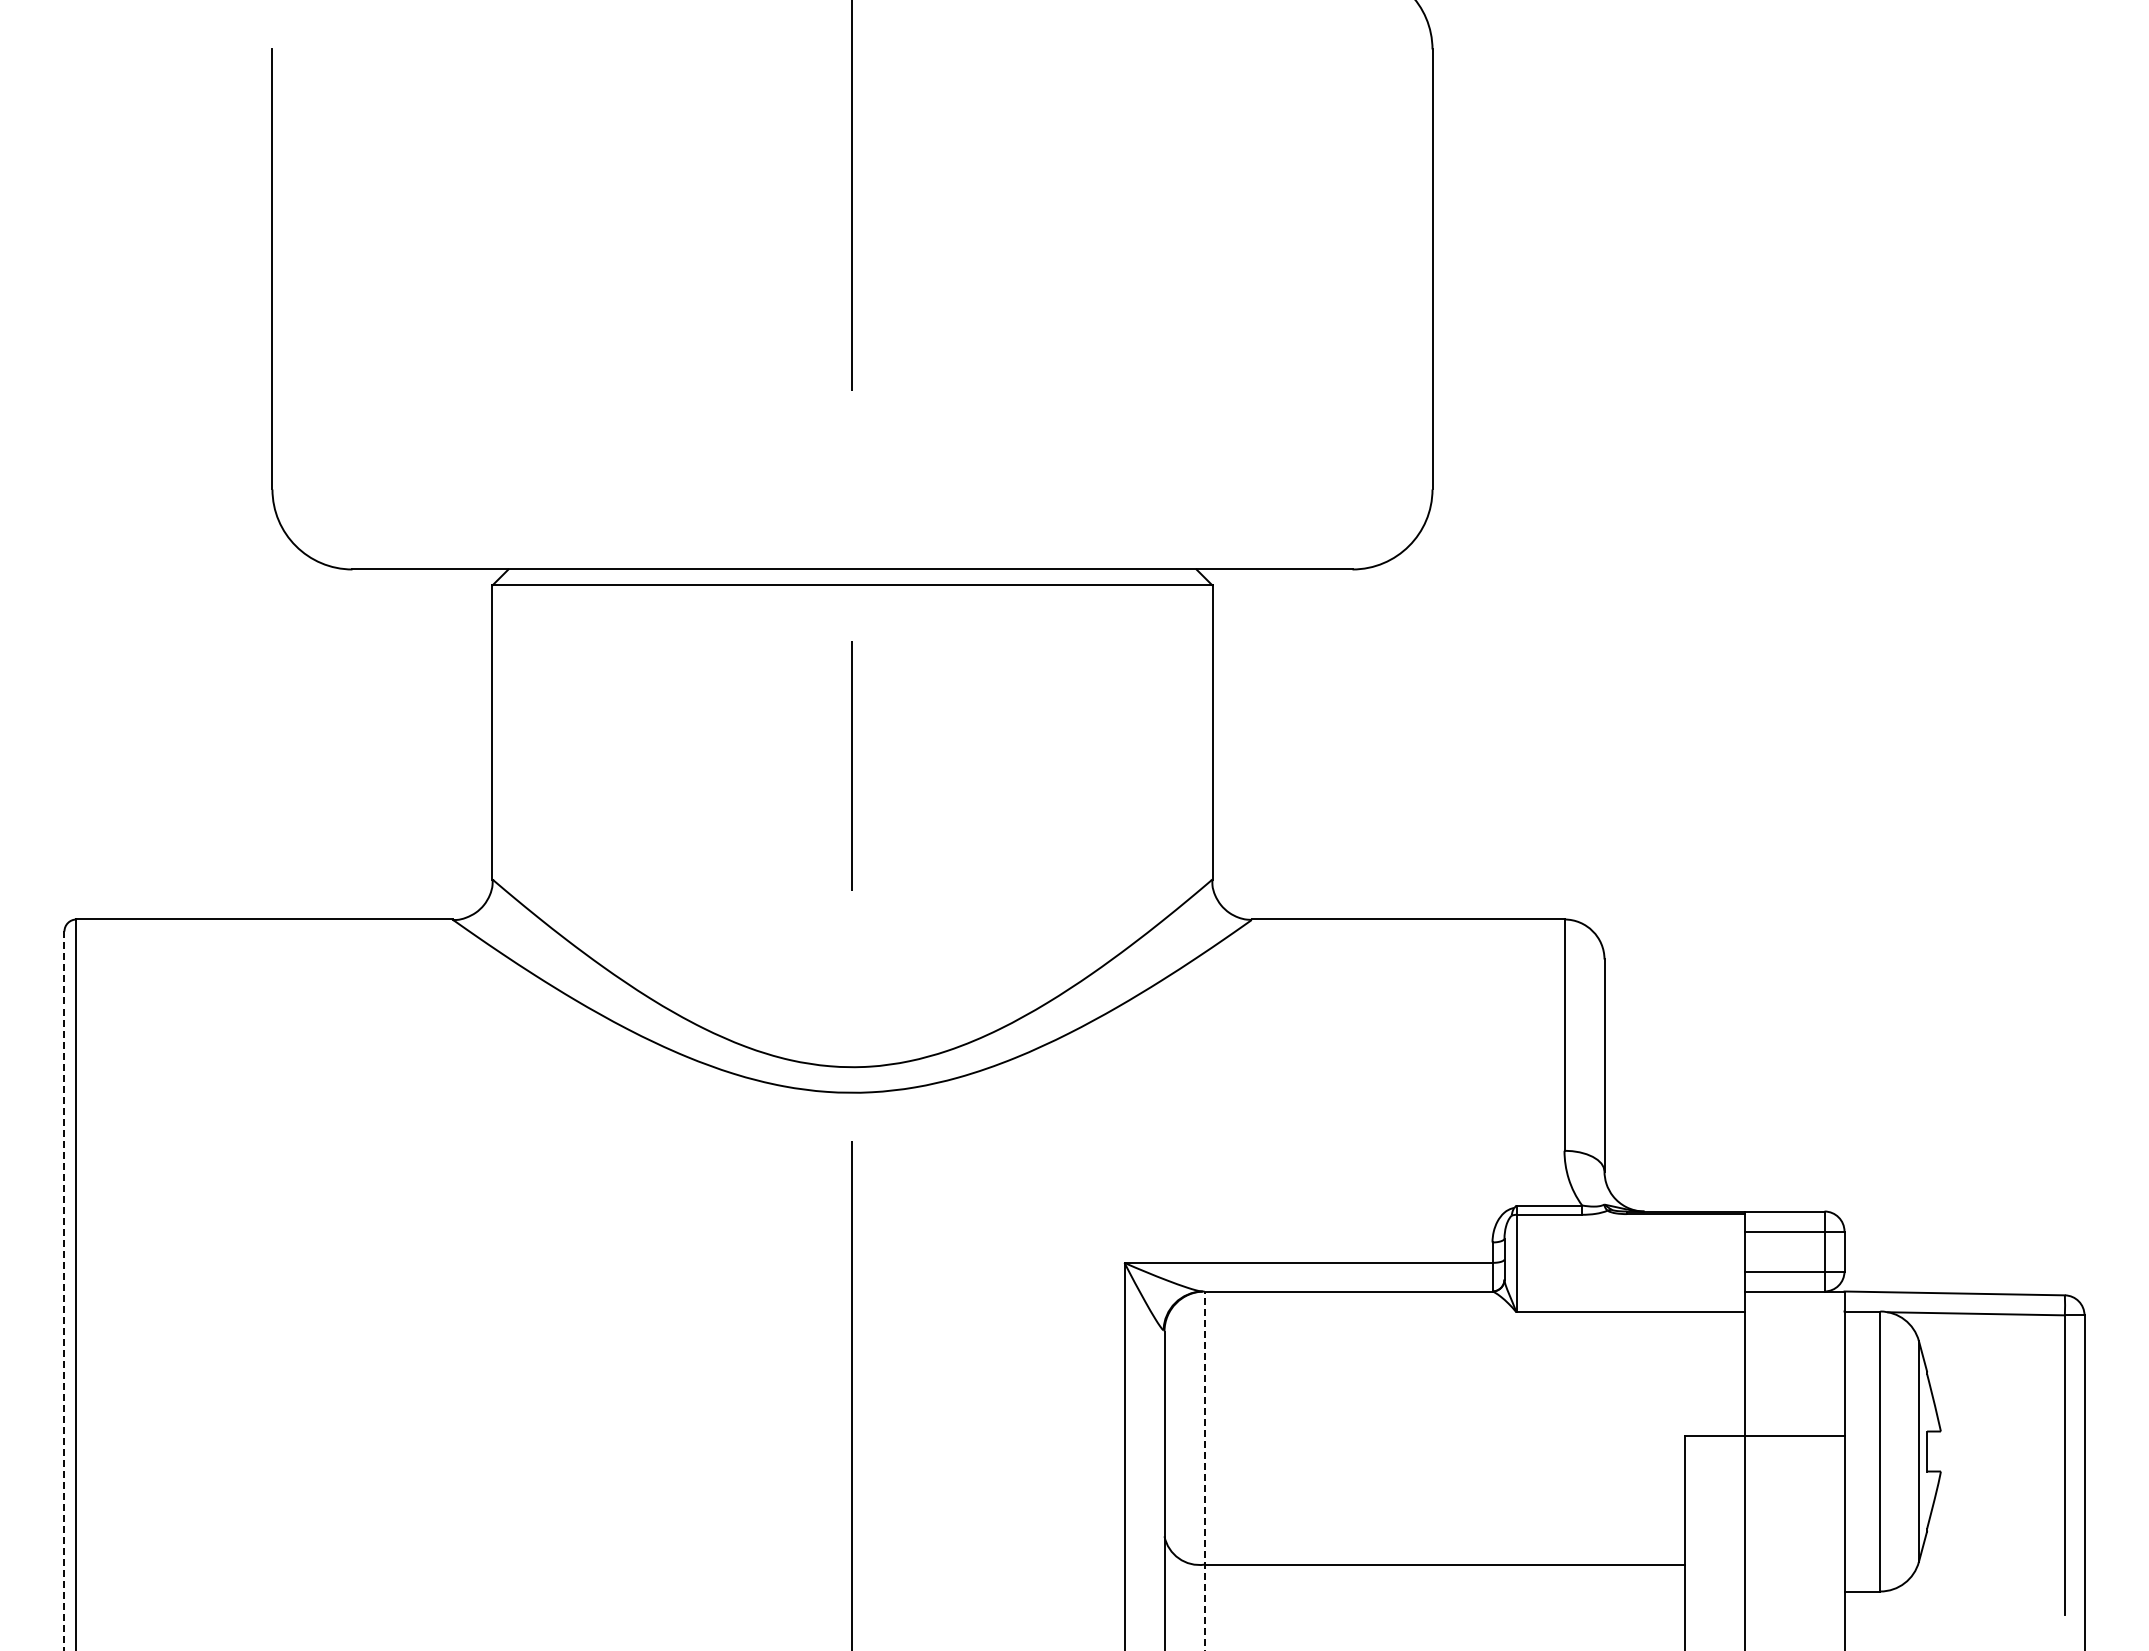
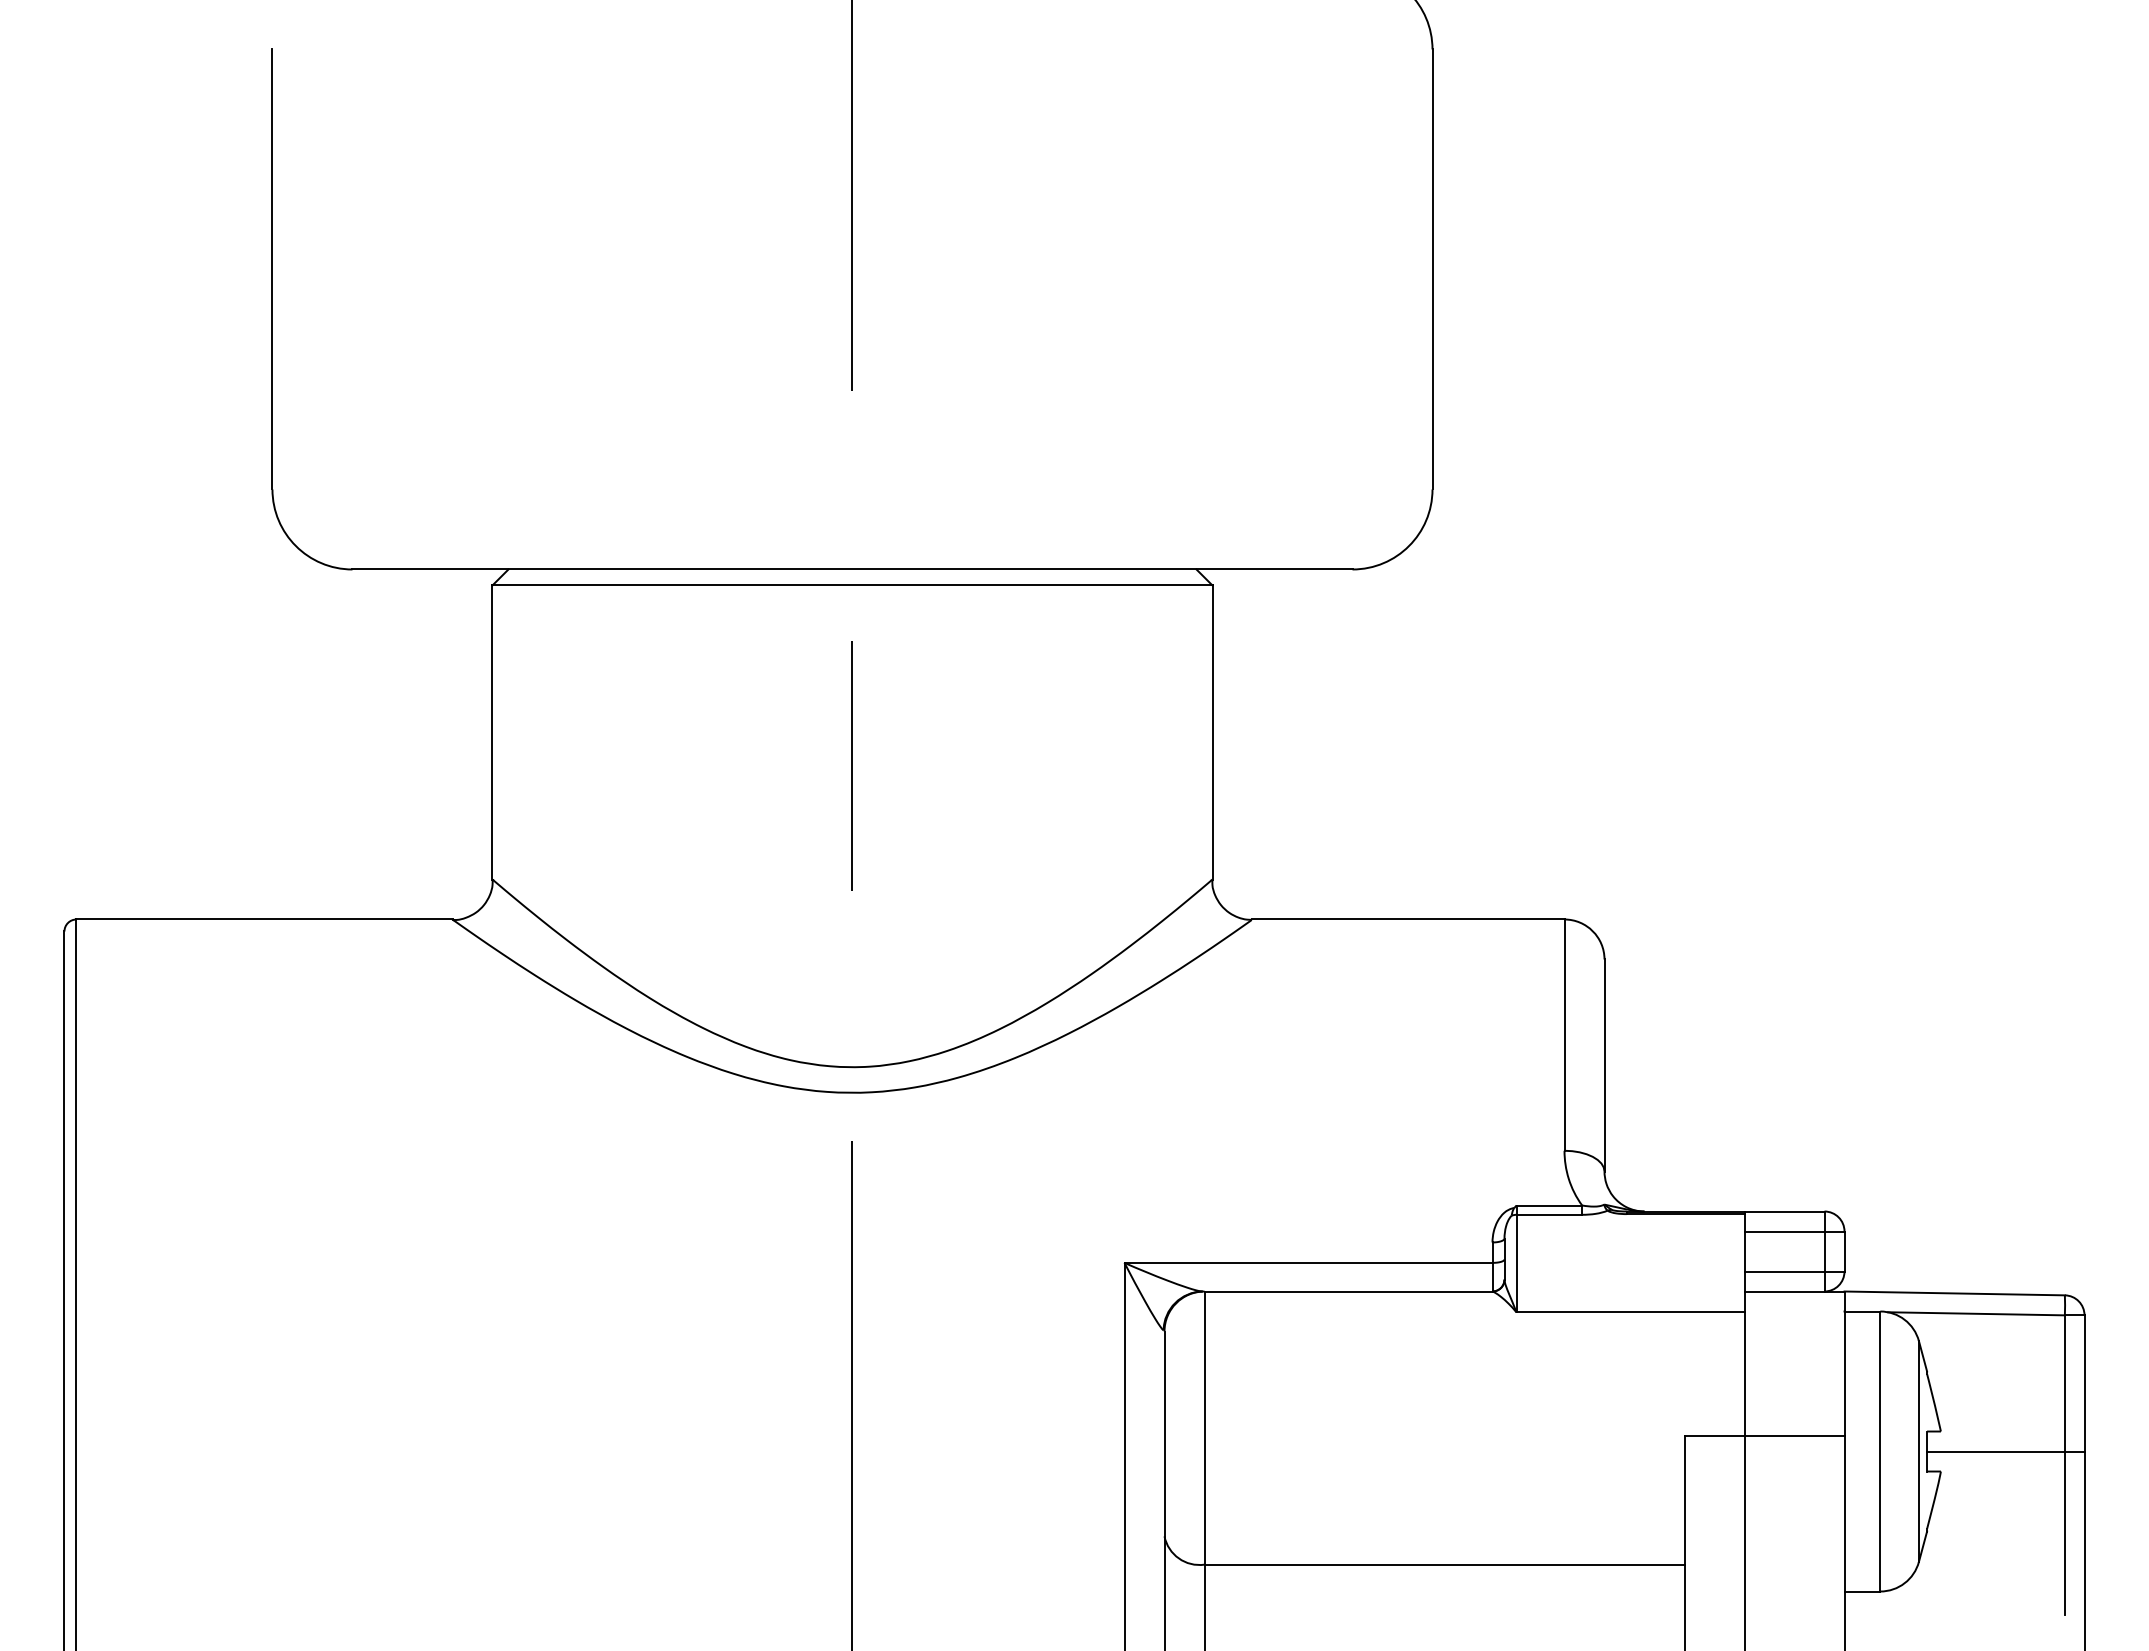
line: dashed -> solid (64, 1291)
line: none -> present (2005, 1451)
line: dashed -> solid (1204, 1470)
